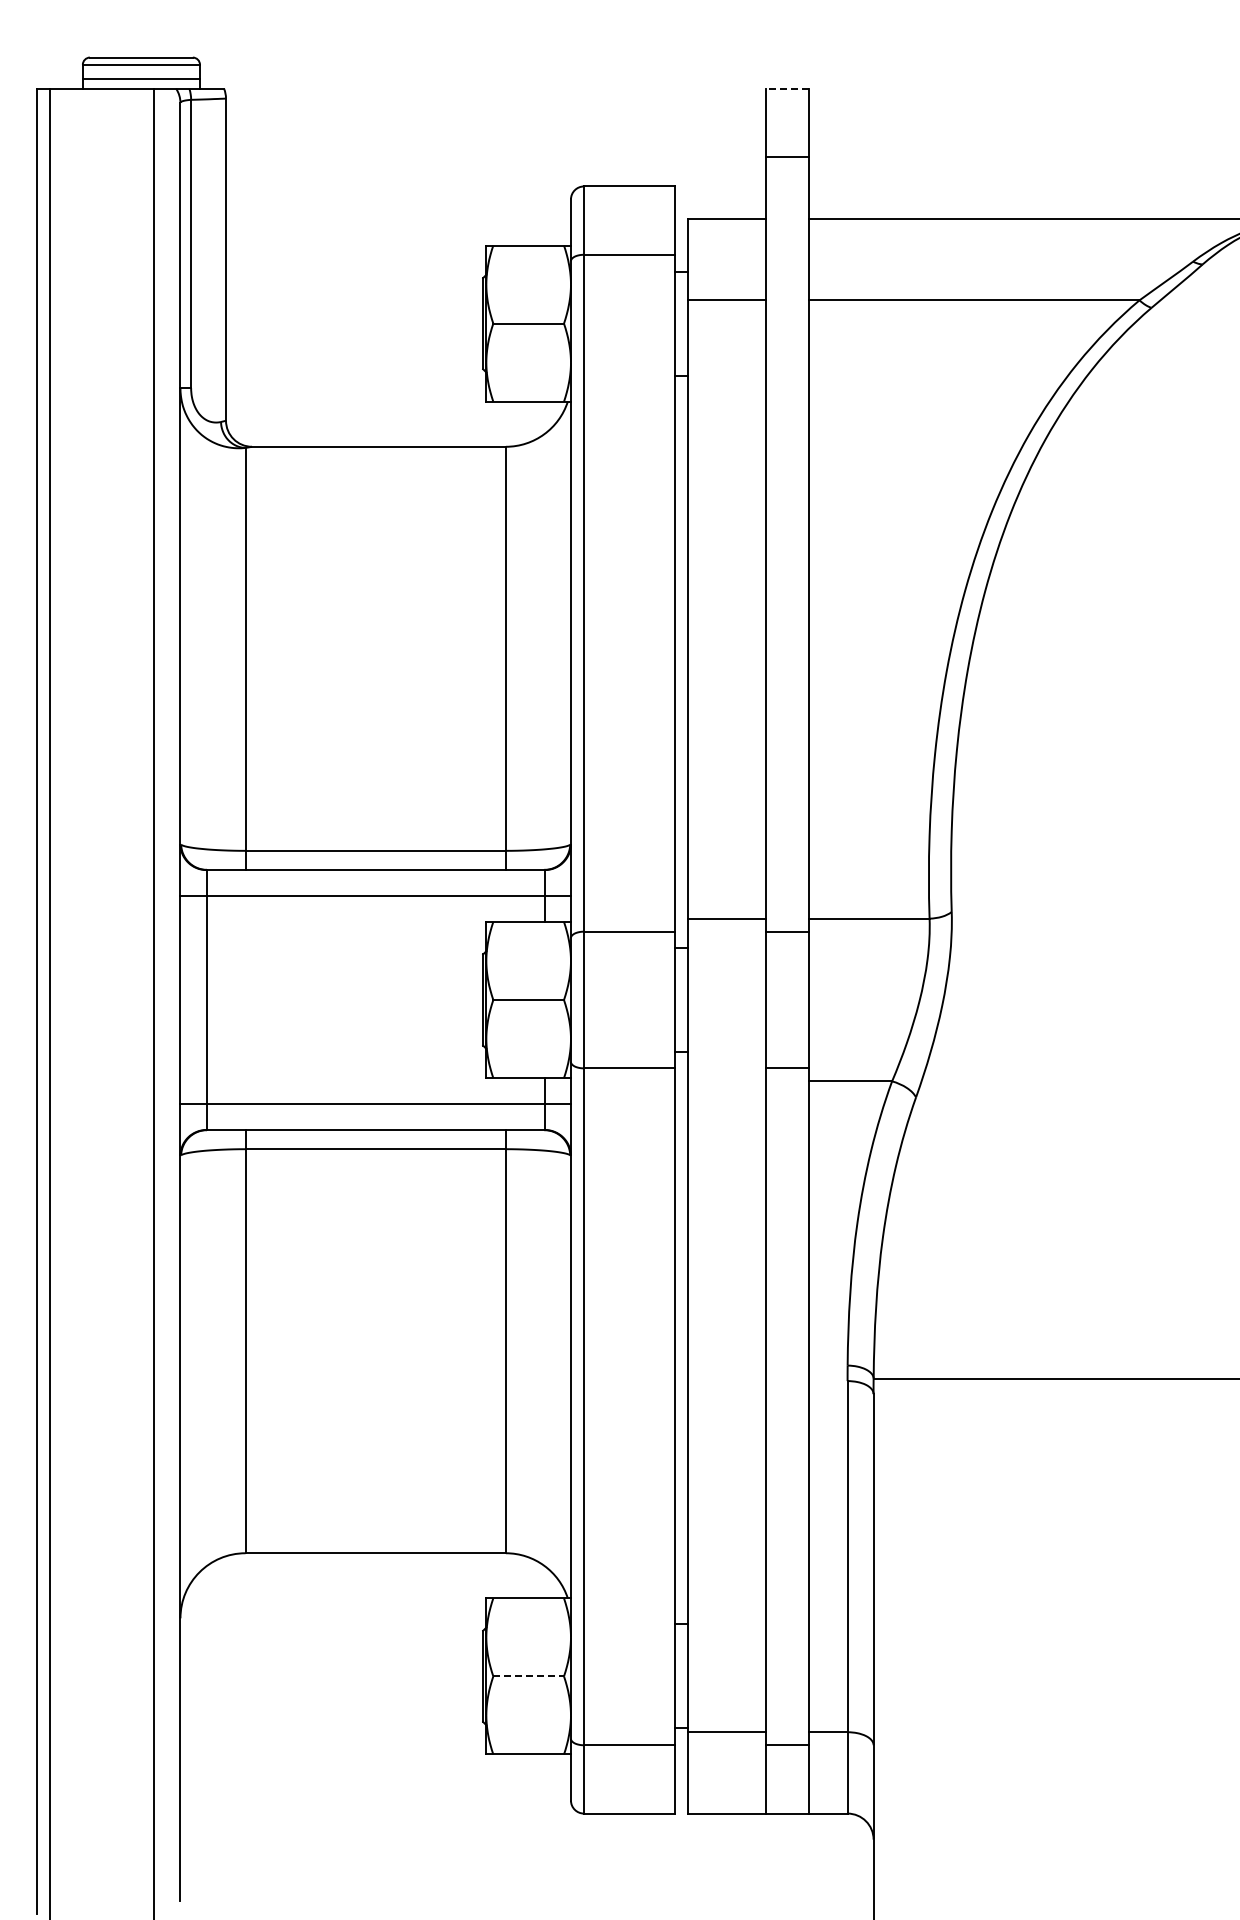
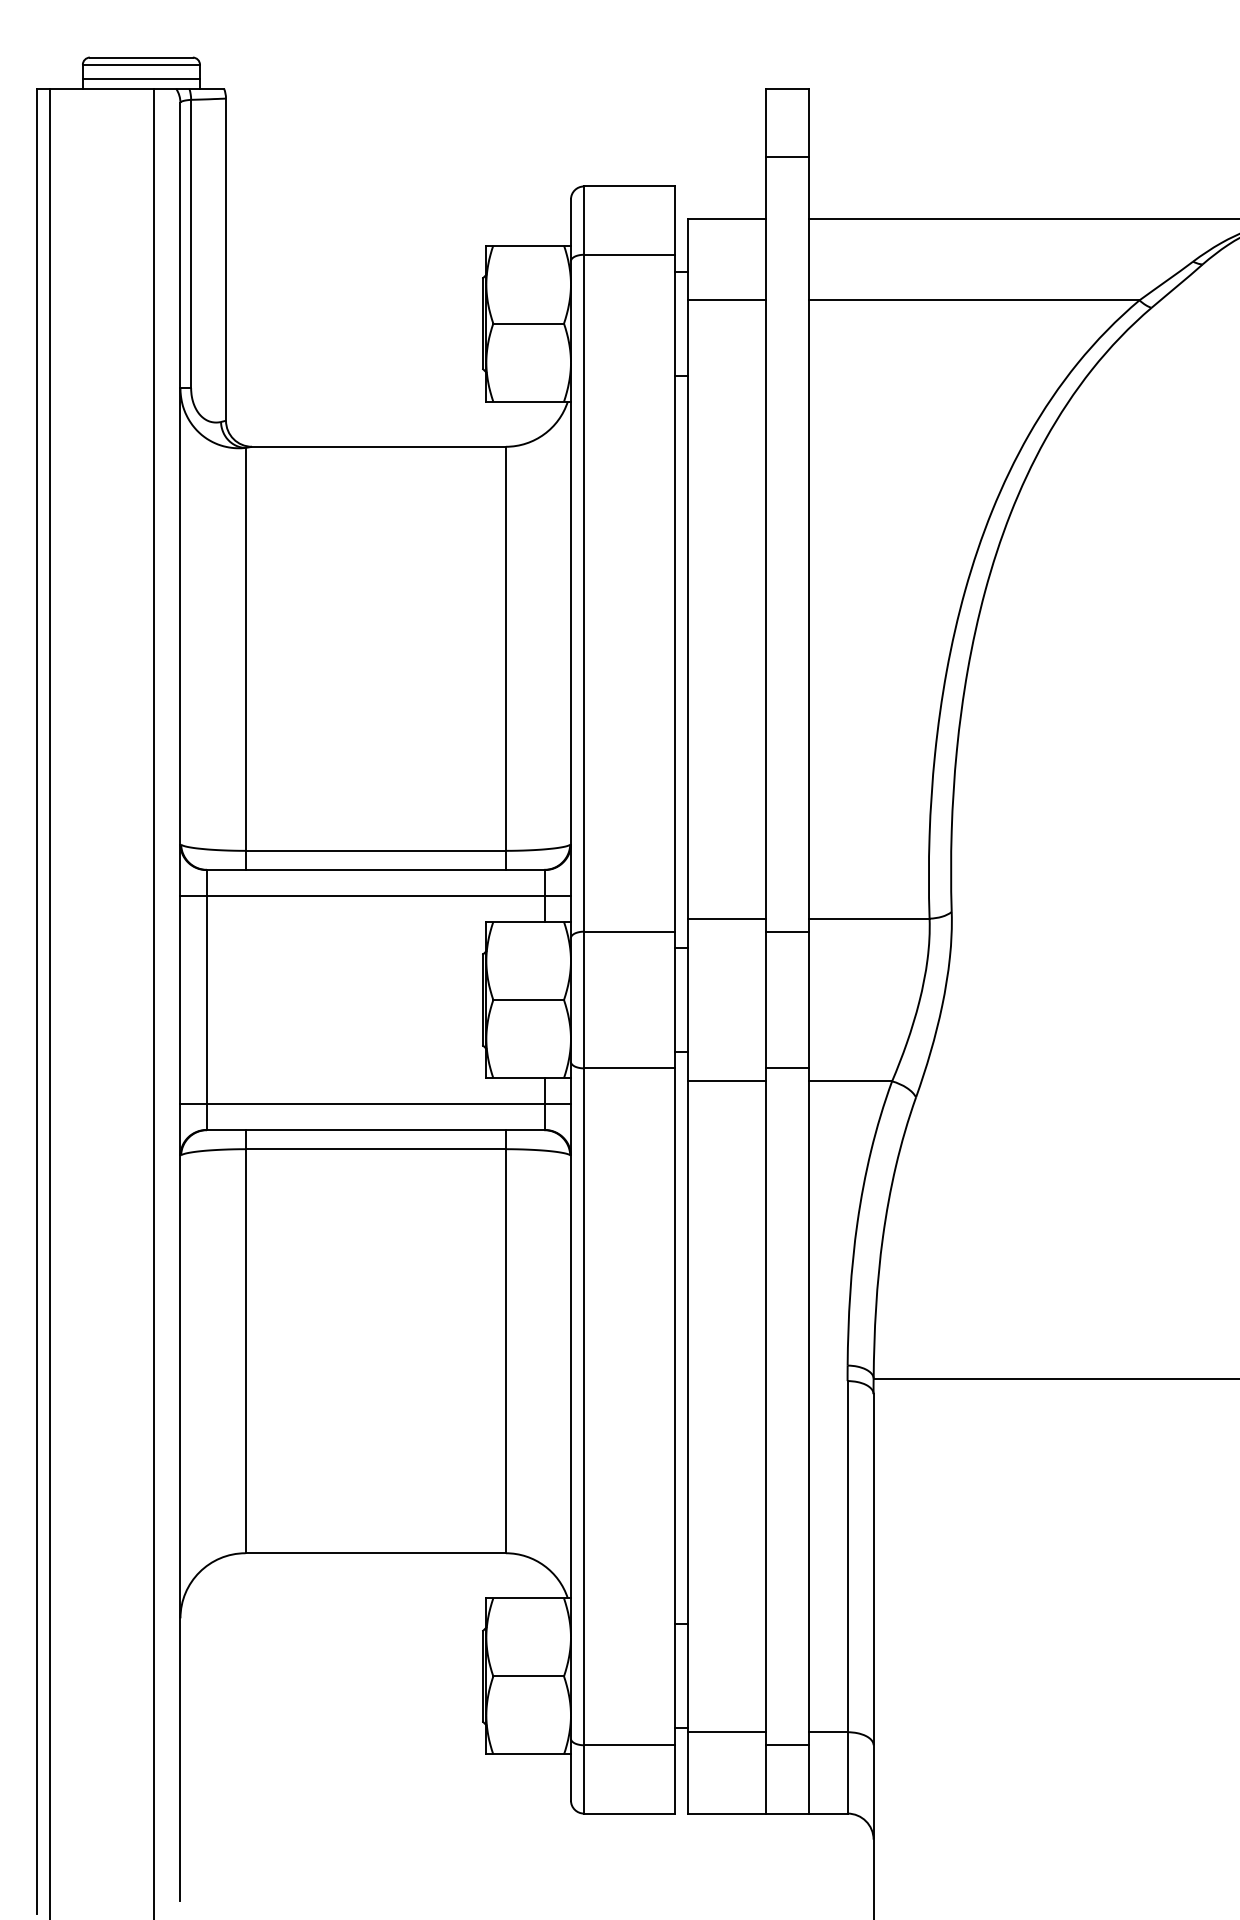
line: dashed -> solid (786, 88)
line: none -> present (727, 1081)
line: dashed -> solid (529, 1676)
